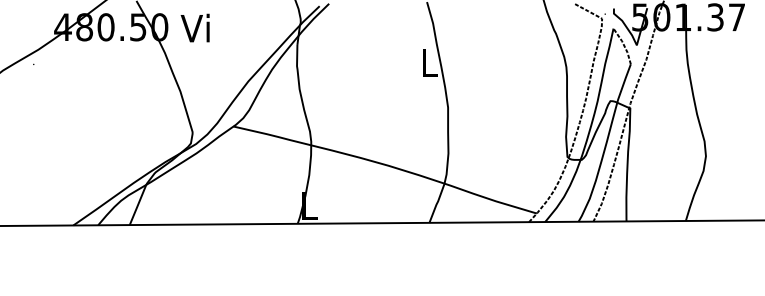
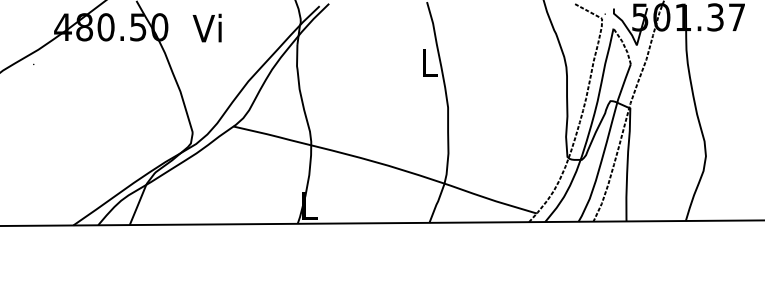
text position: (194, 27) -> (206, 27) (206, 27)
